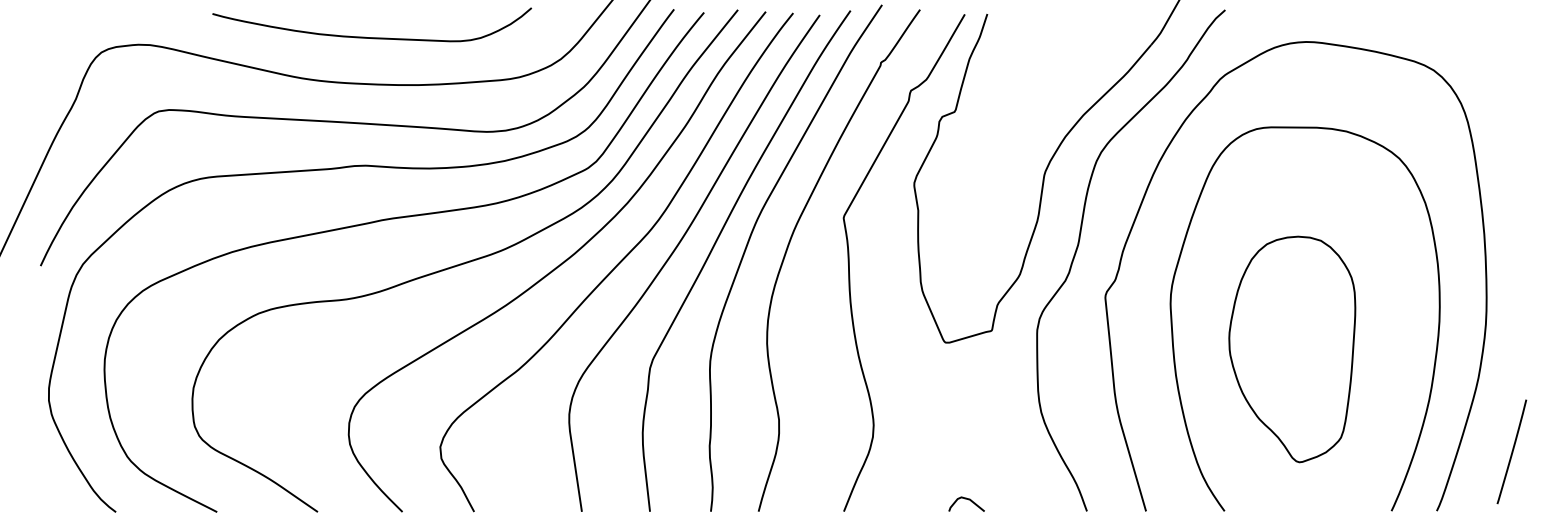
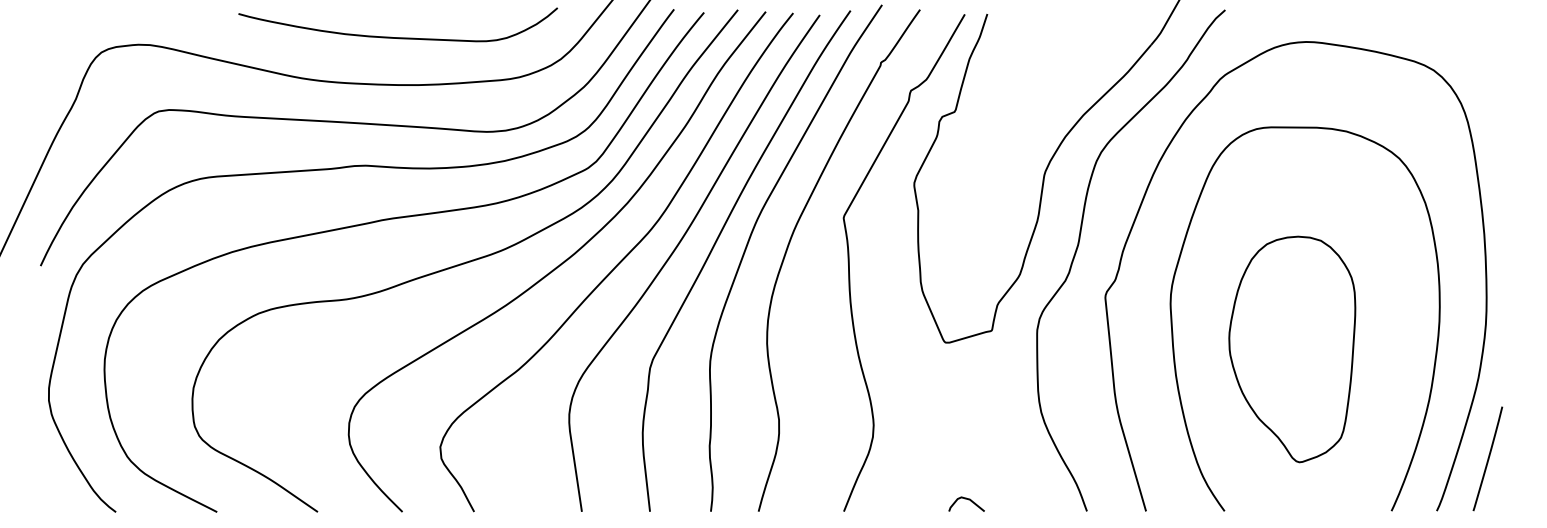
curve position: (372, 37) -> (398, 37) (398, 37)
line position: (1511, 451) -> (1487, 458) (1487, 458)
